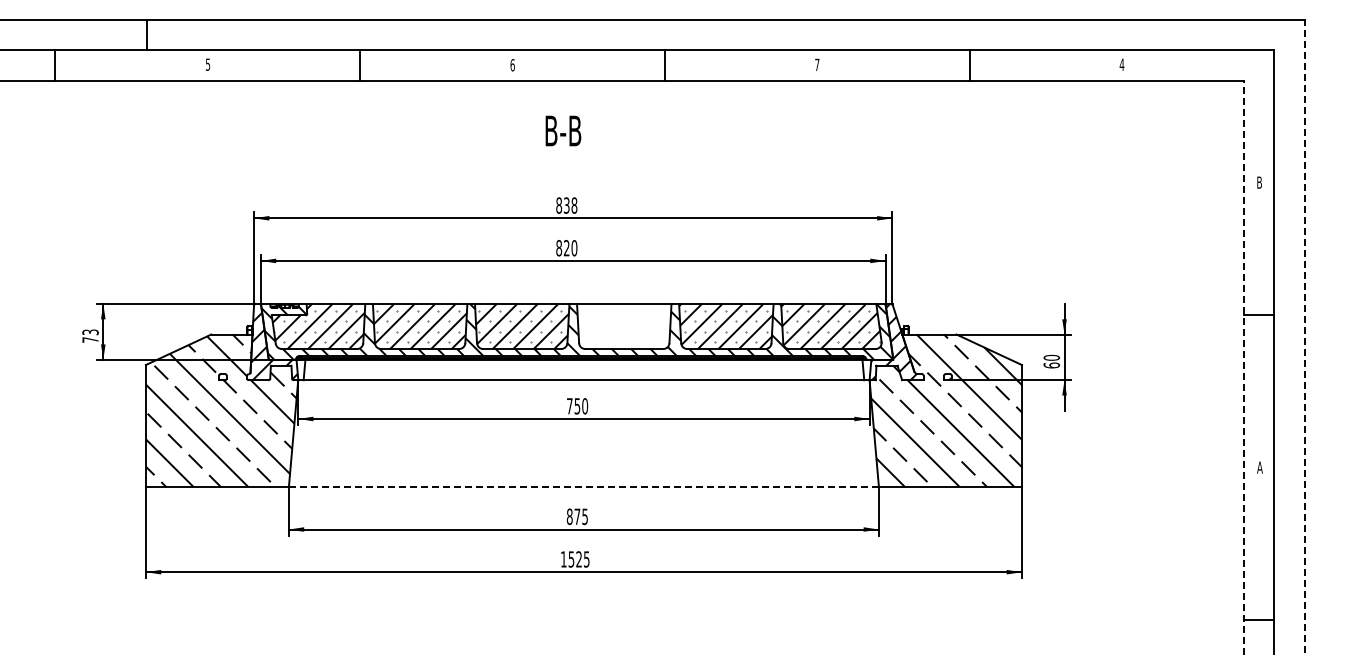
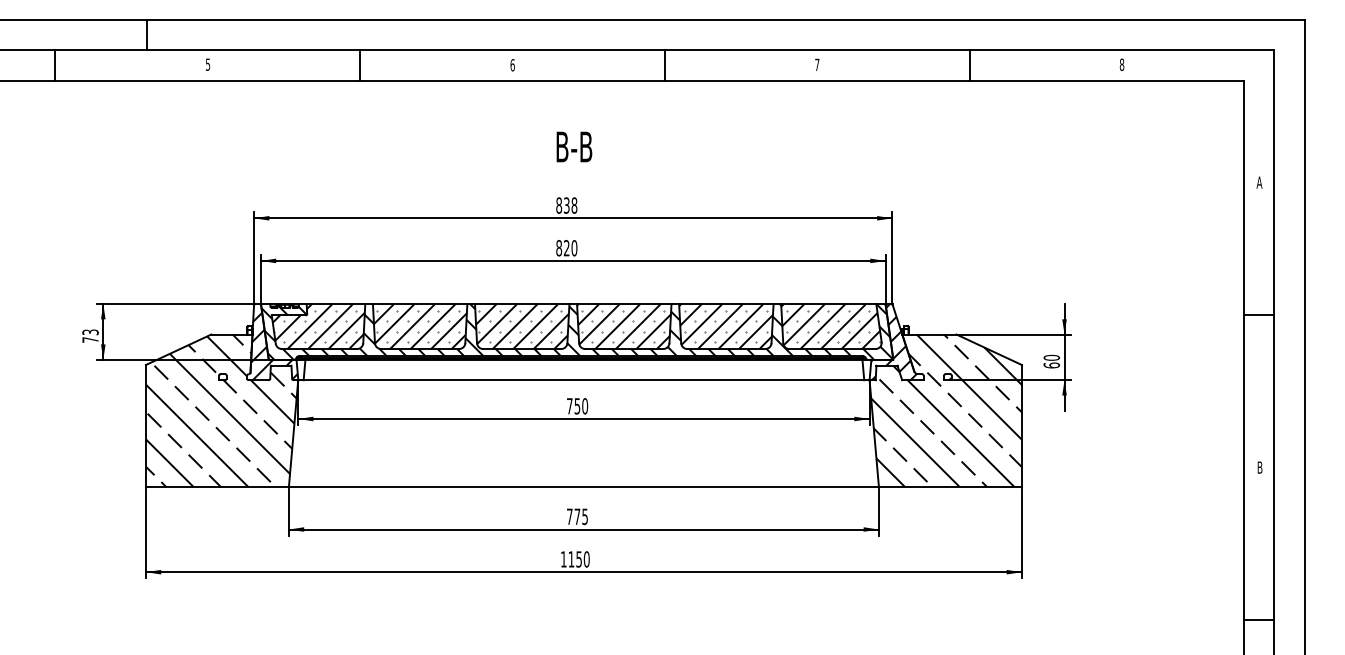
text: 4 -> 8 (1121, 64)
text position: (563, 130) -> (574, 146) (574, 146)
text: B -> A (1259, 182)
hatch: none -> present (623, 326)
line: dashed -> solid (1304, 336)
line: dashed -> solid (1243, 367)
text: A -> B (1259, 467)
line: dashed -> solid (584, 486)
text: 875 -> 775 (569, 516)
text: 1525 -> 1150 (578, 559)
